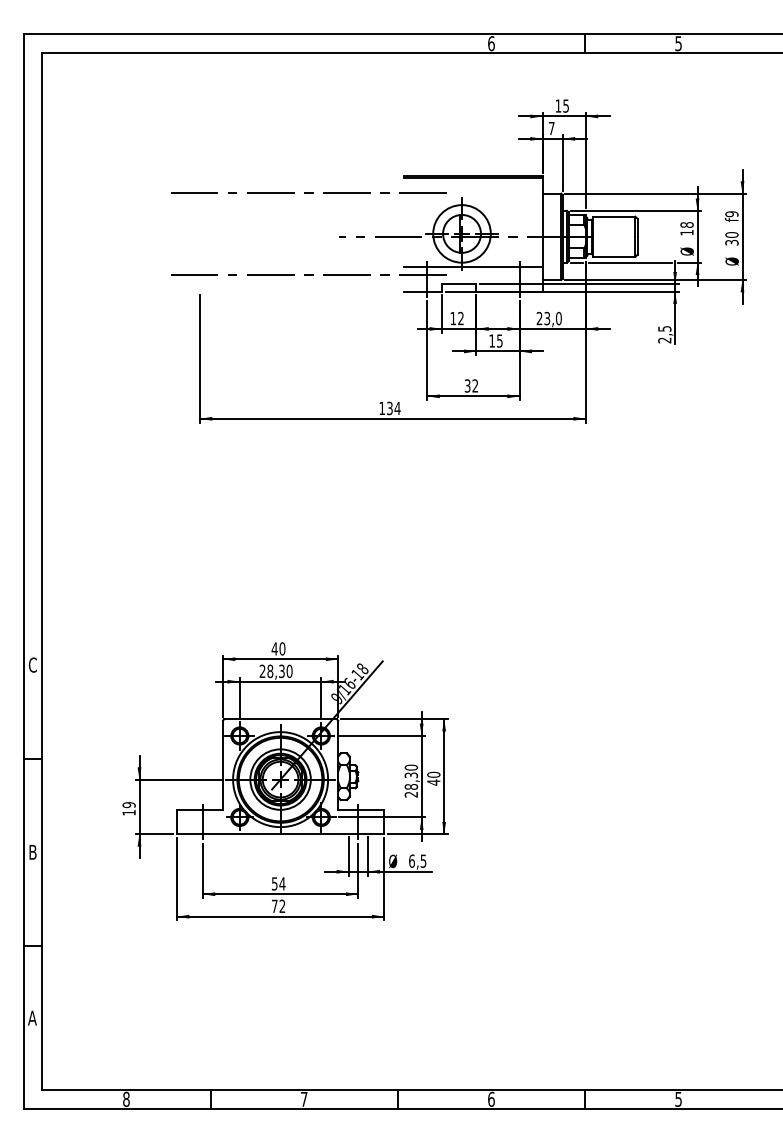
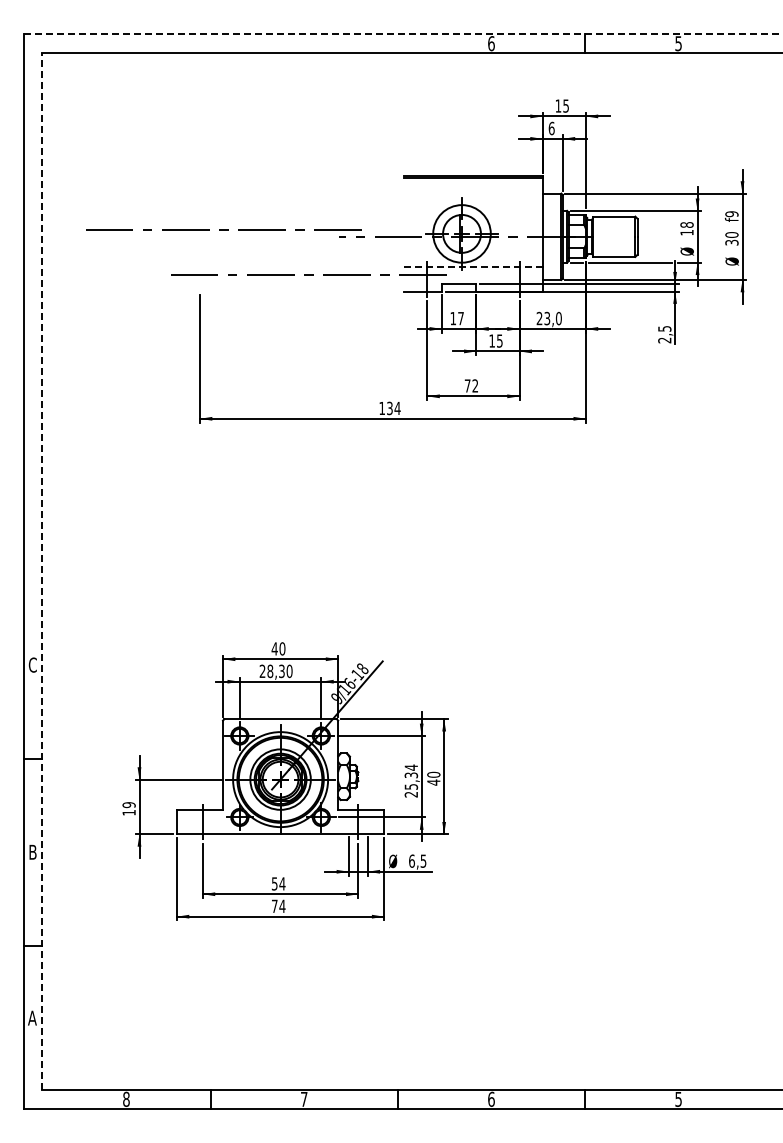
line: solid -> dashed (403, 34)
text: 7 -> 6 (551, 128)
line position: (308, 192) -> (223, 229) (223, 229)
line: solid -> dashed (473, 267)
text: 12 -> 17 (460, 318)
text: 32 -> 72 (467, 385)
line: solid -> dashed (42, 571)
text: 28,30 -> 25,34 (411, 776)
text: 72 -> 74 (282, 905)
